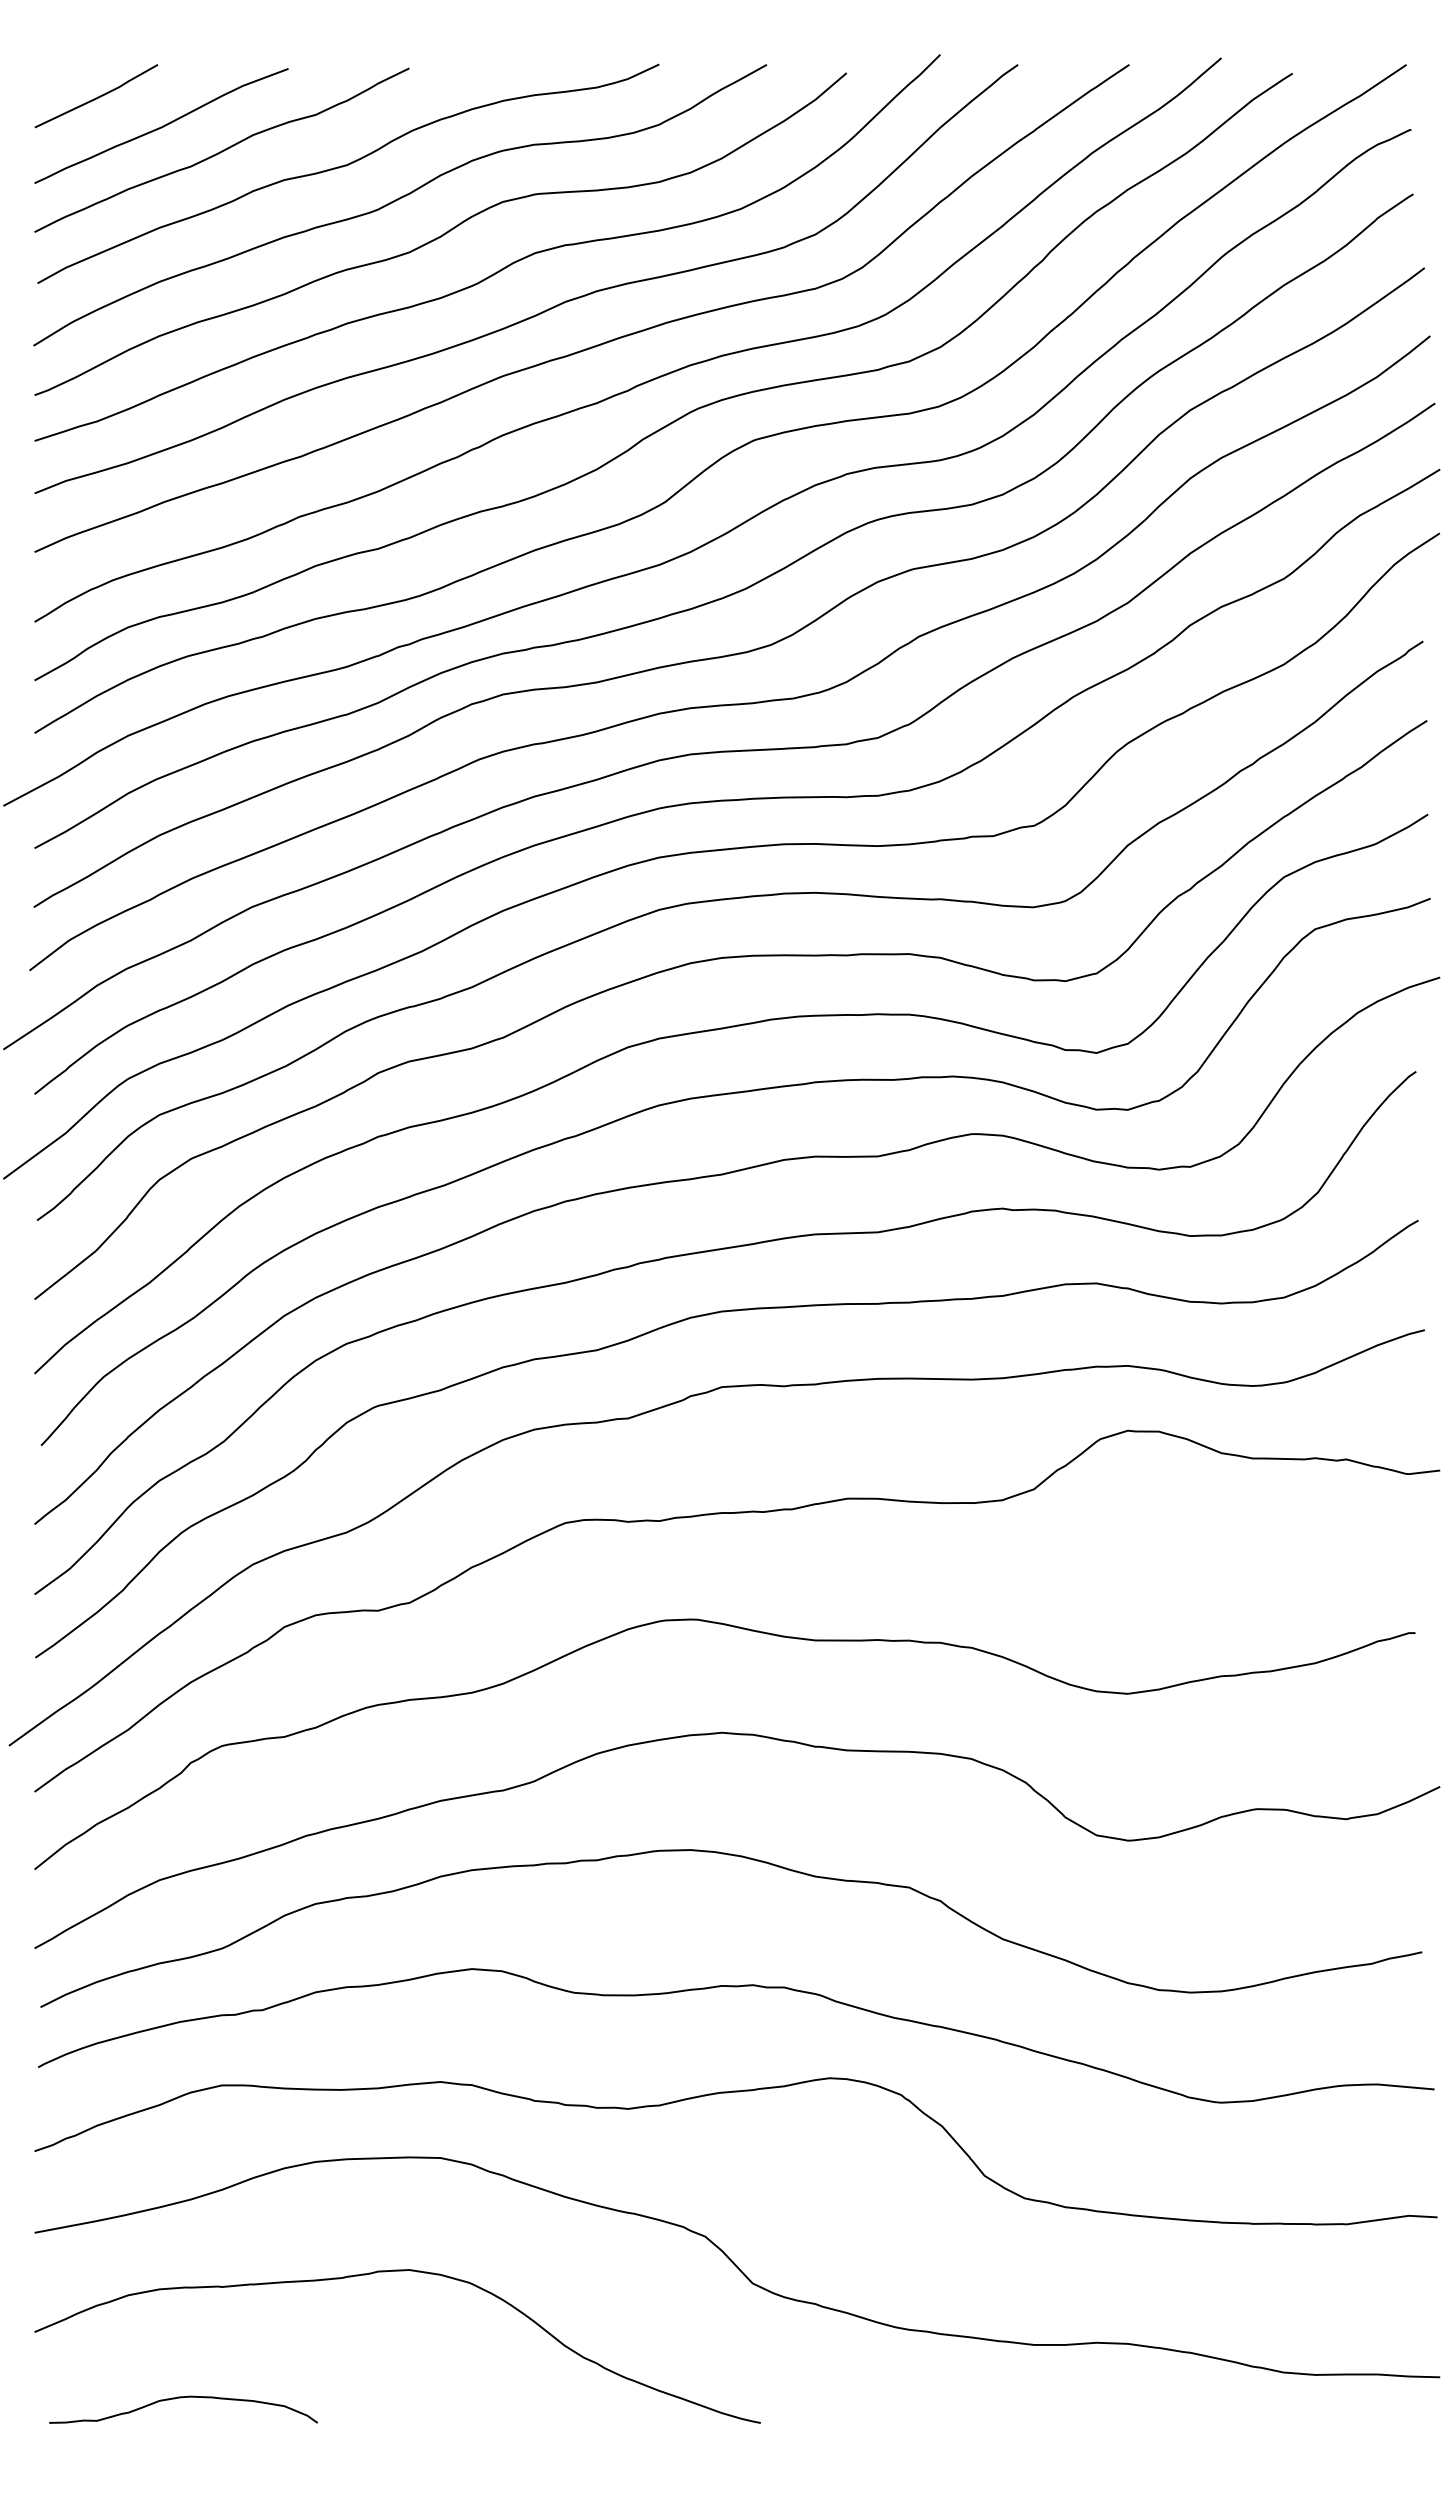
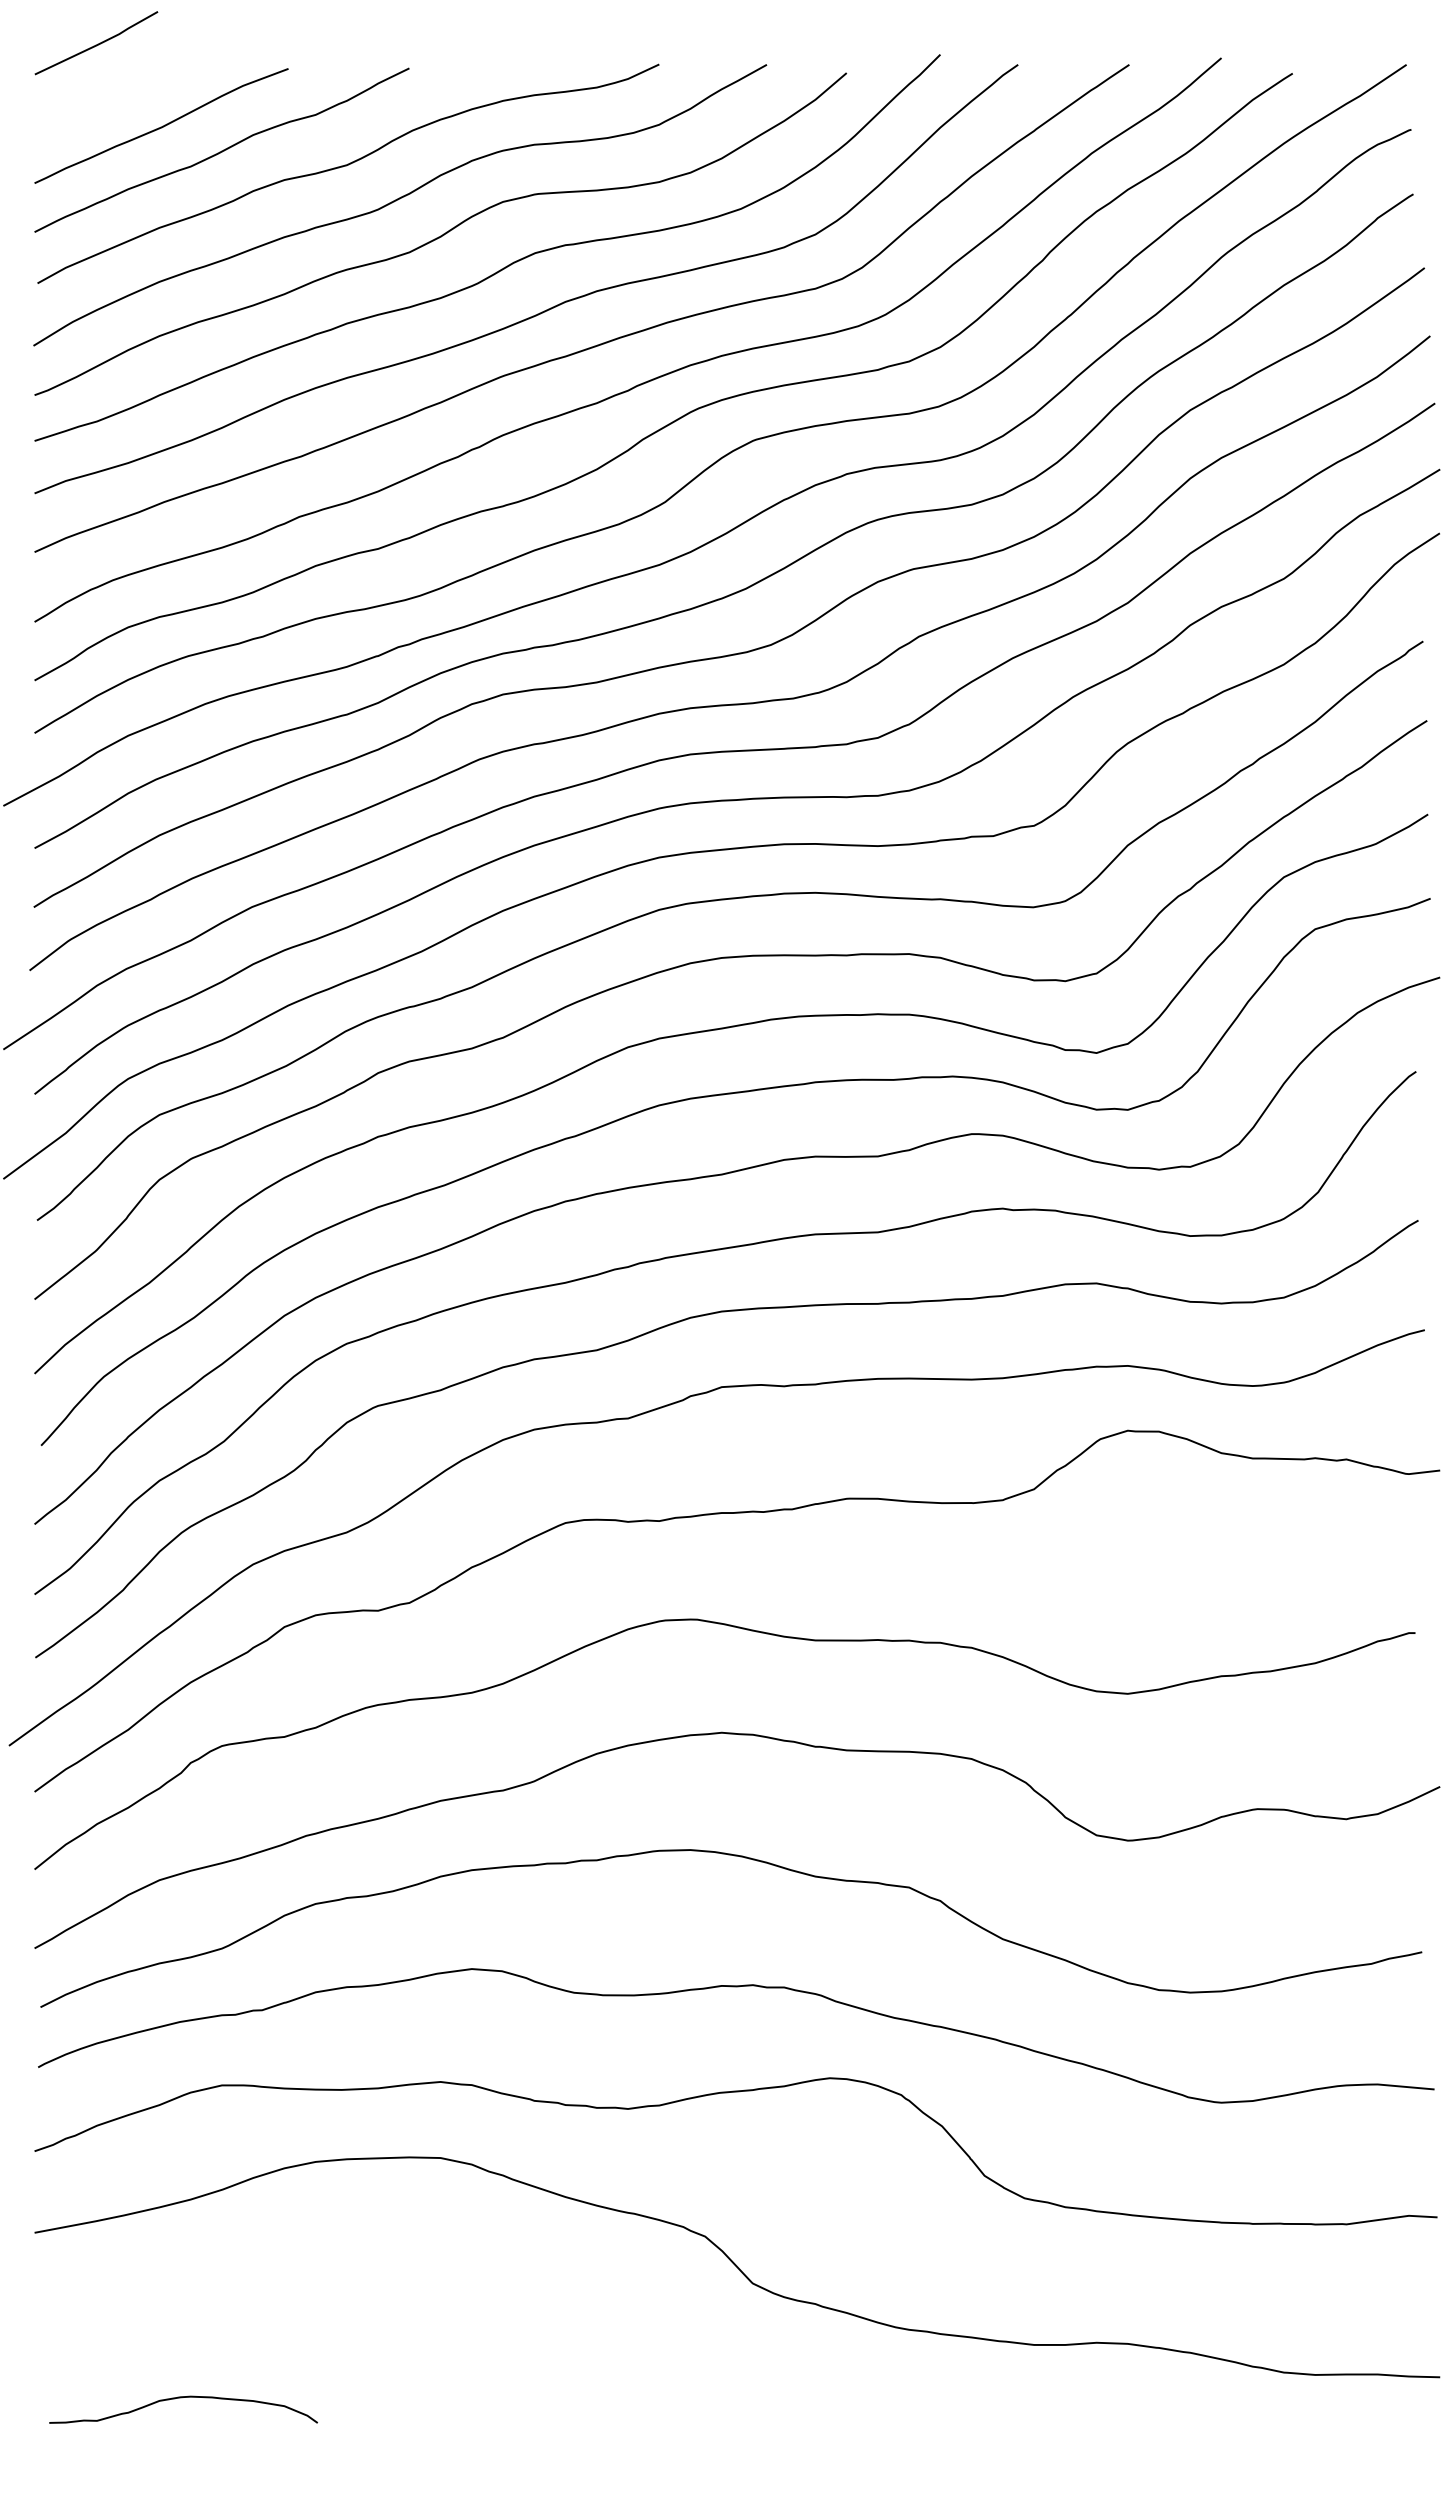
line position: (96, 97) -> (96, 44) (96, 44)
curve: present -> none (385, 2272)
